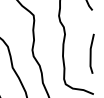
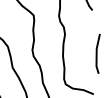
line position: (91, 53) -> (97, 53) (97, 53)
